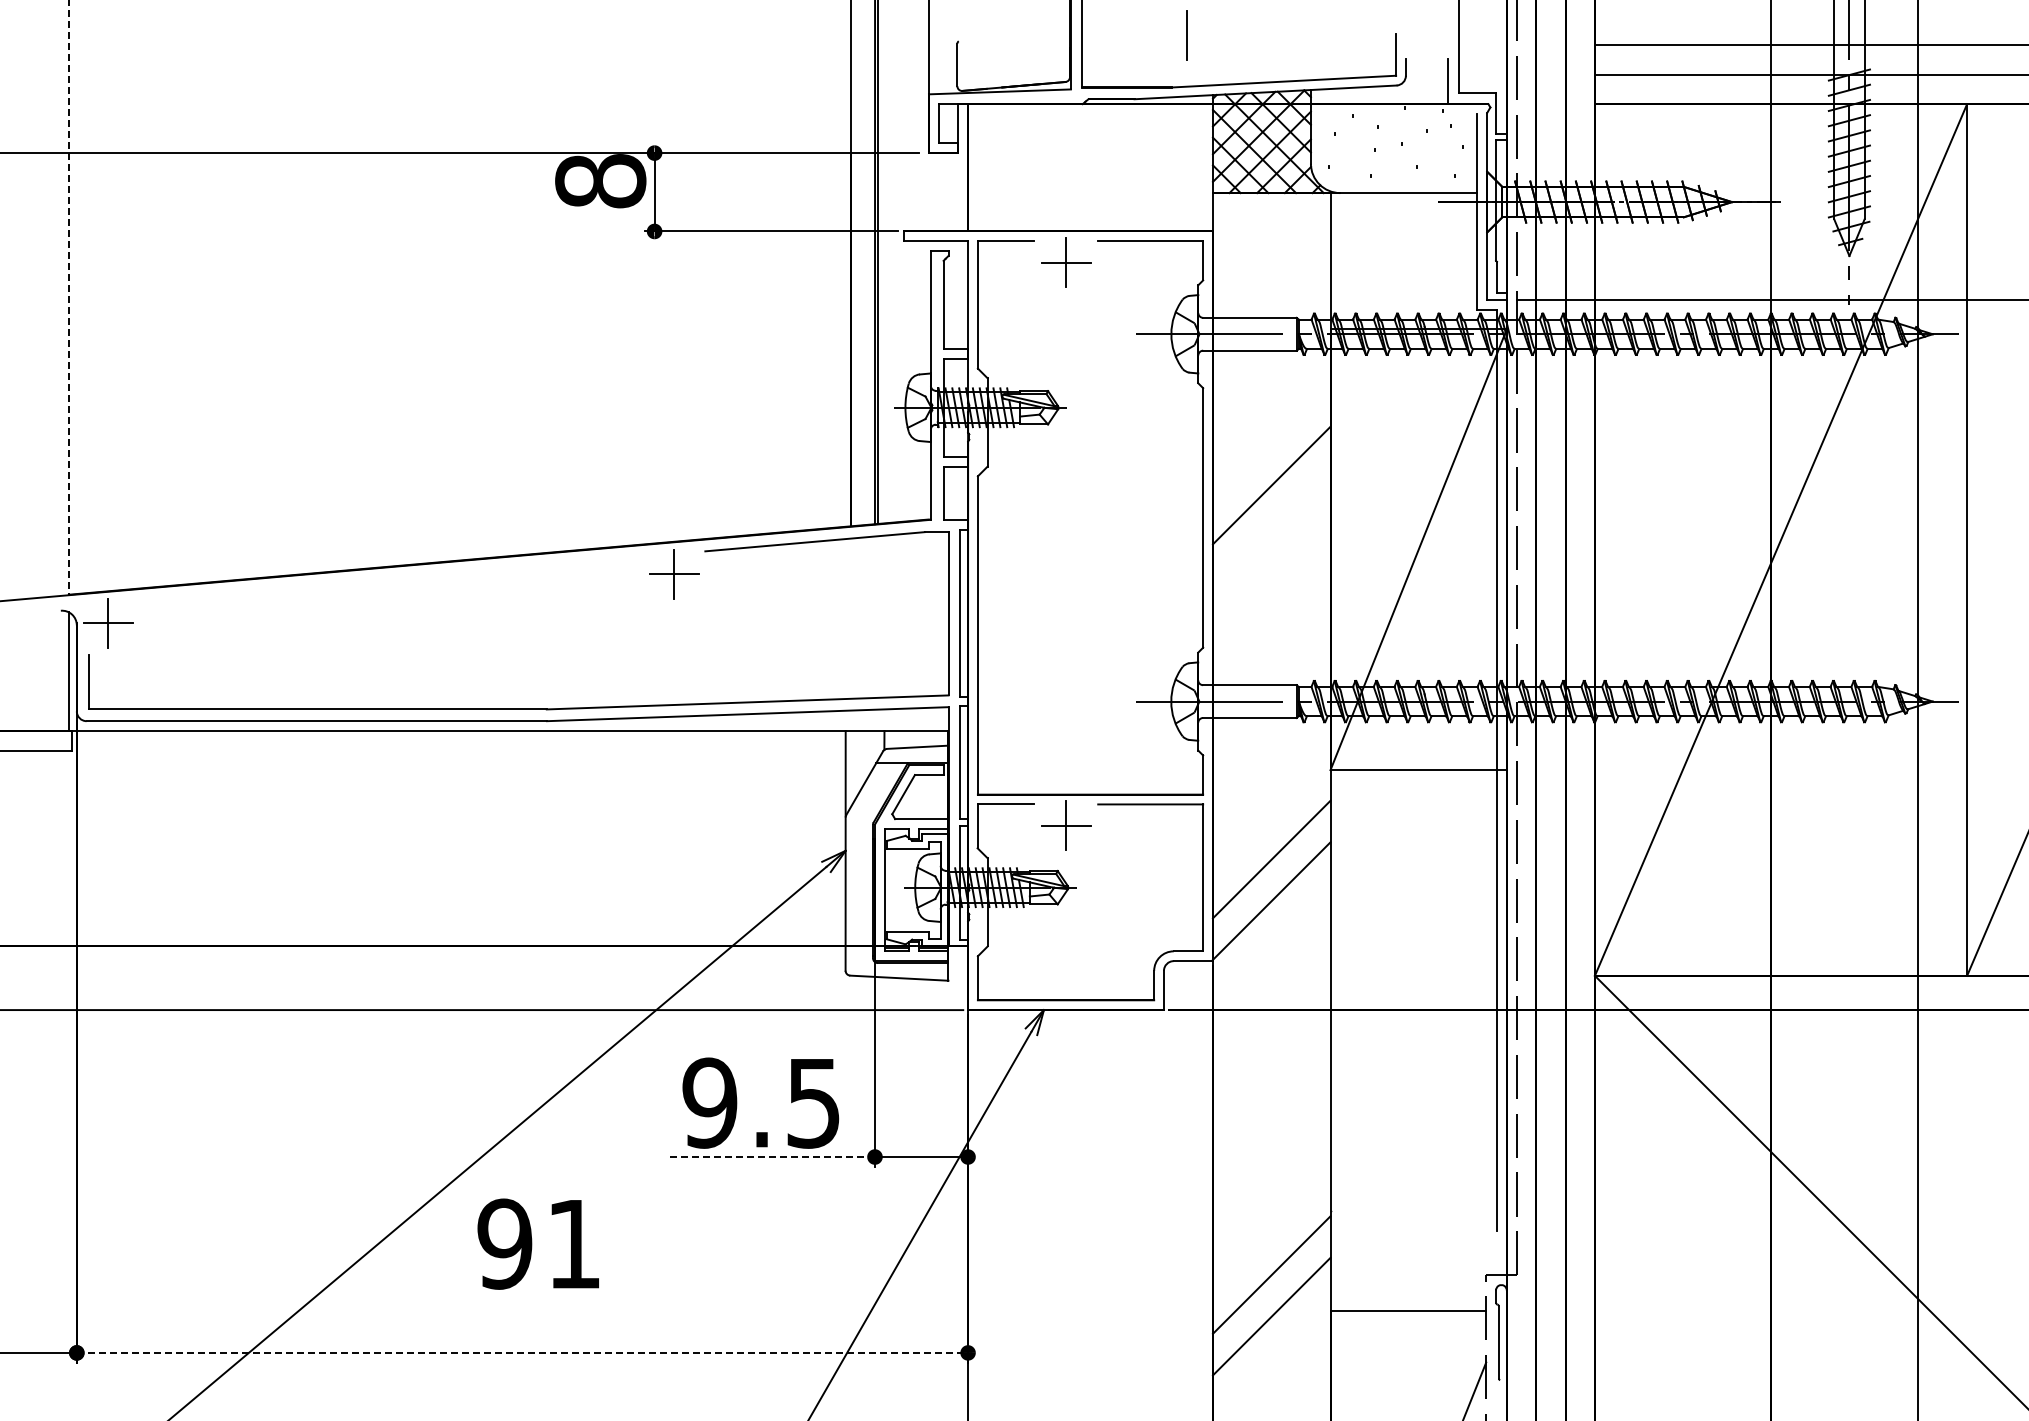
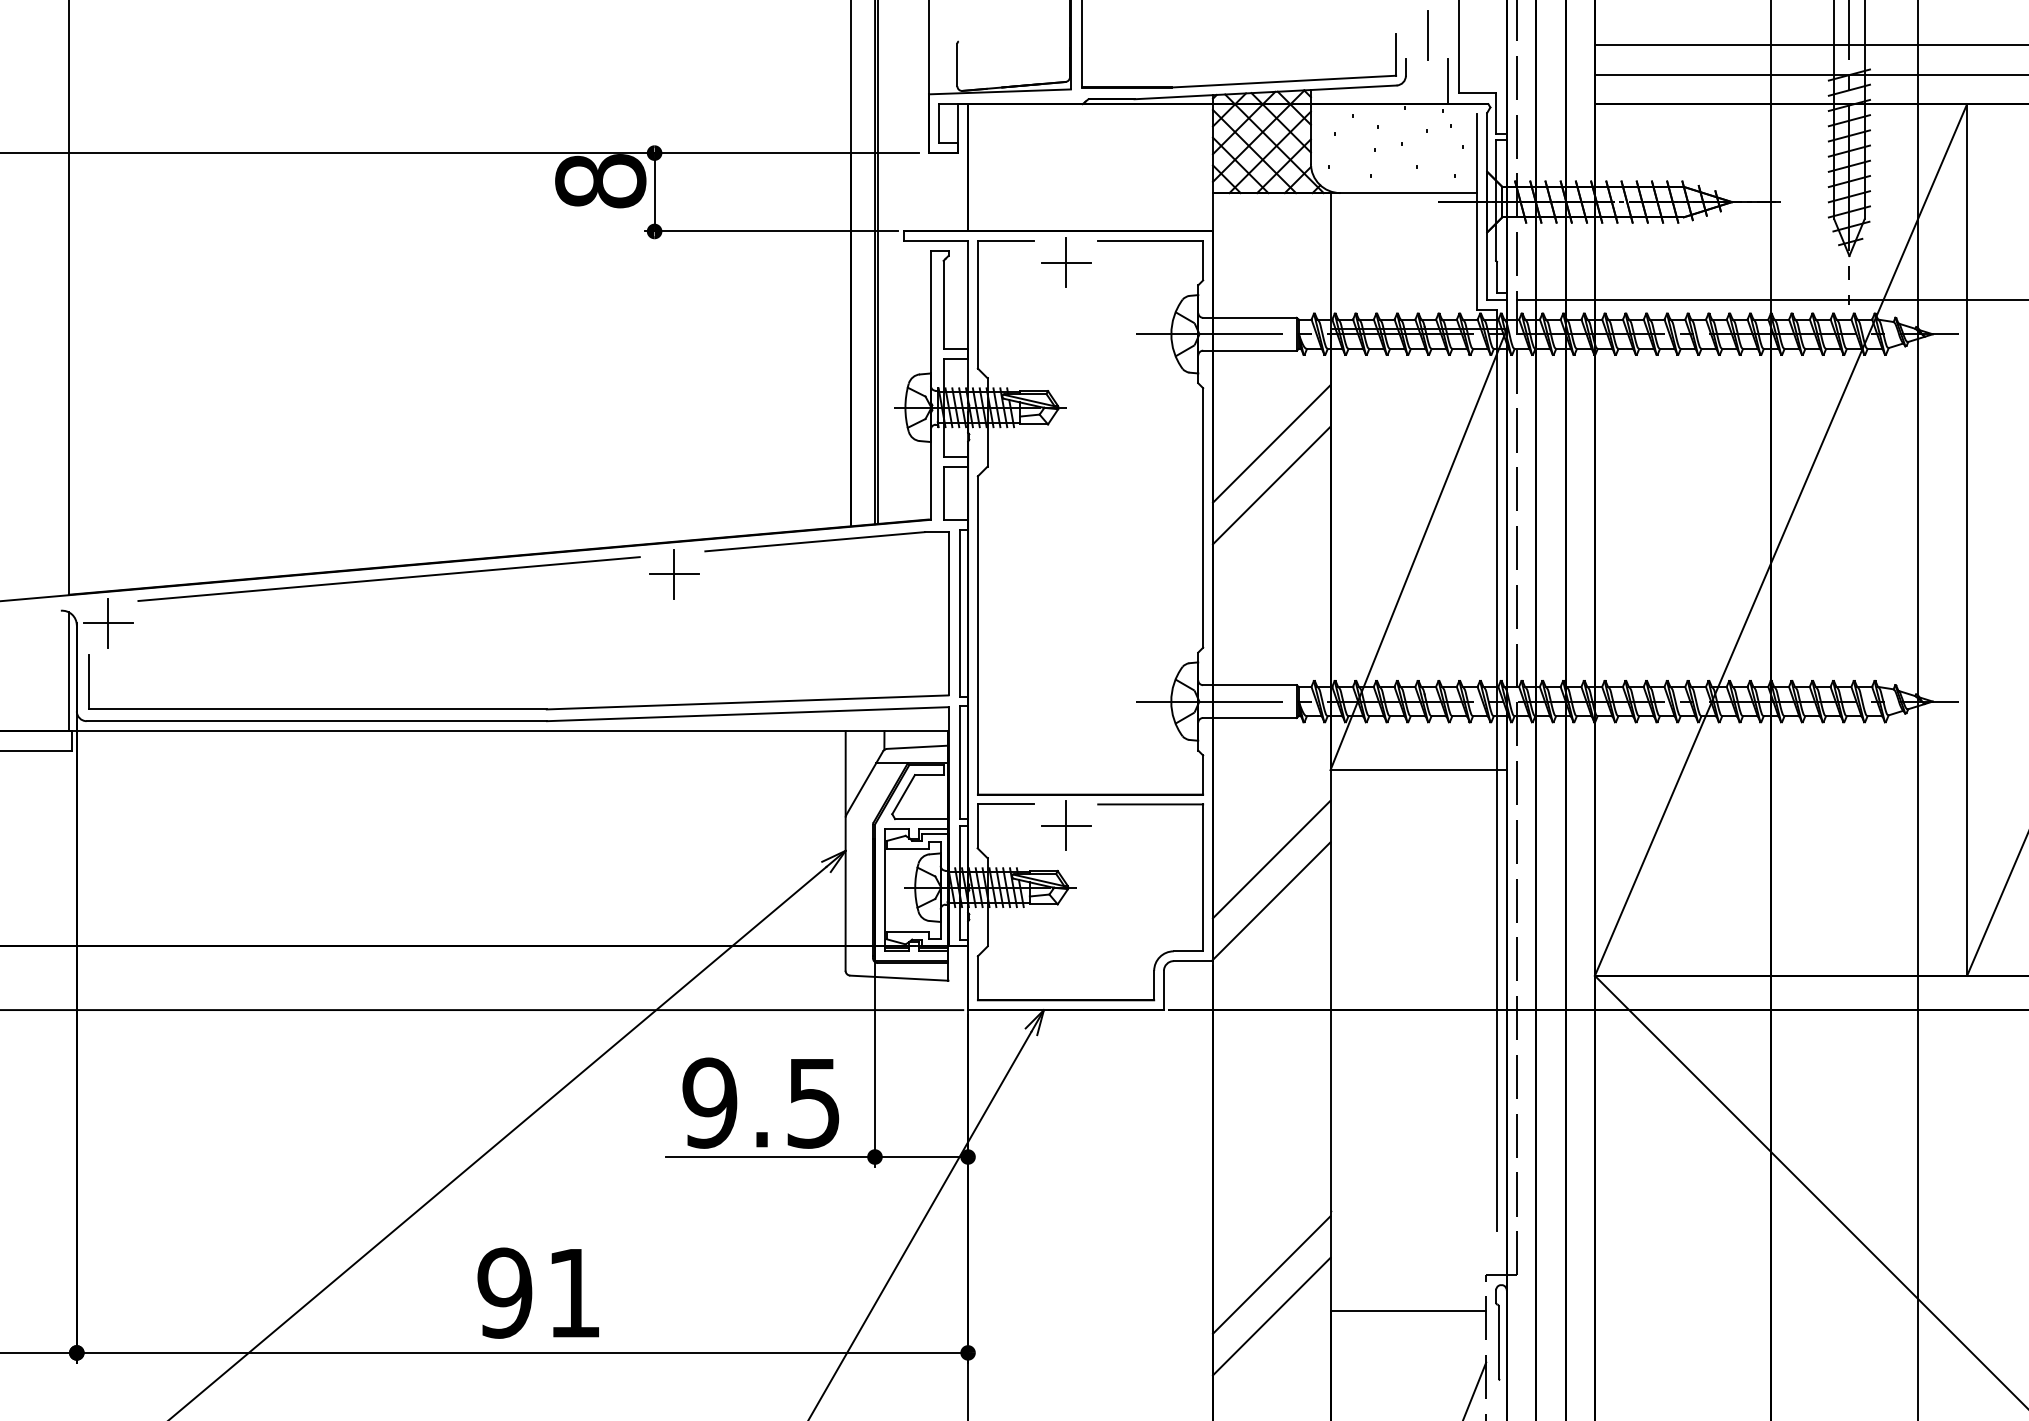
line position: (1186, 35) -> (1427, 35) (1427, 35)
line: dashed -> solid (68, 298)
line: none -> present (1271, 443)
line: none -> present (388, 579)
line: dashed -> solid (770, 1157)
text position: (537, 1243) -> (537, 1292) (537, 1292)
line: dashed -> solid (522, 1352)
